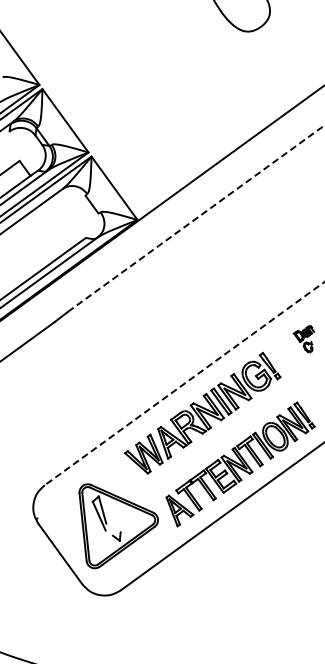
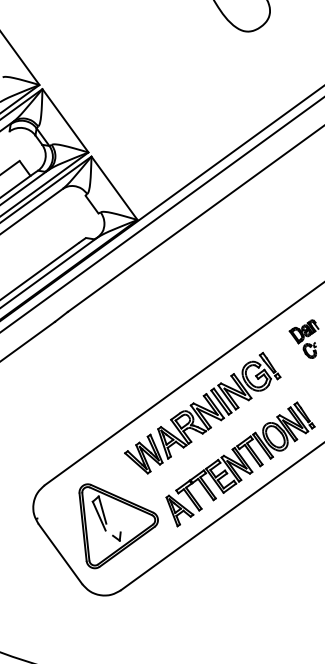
line: none -> present (161, 214)
line: dashed -> solid (196, 218)
part size: 22x29 px -> 32x40 px (303, 338)
line: dashed -> solid (184, 383)
